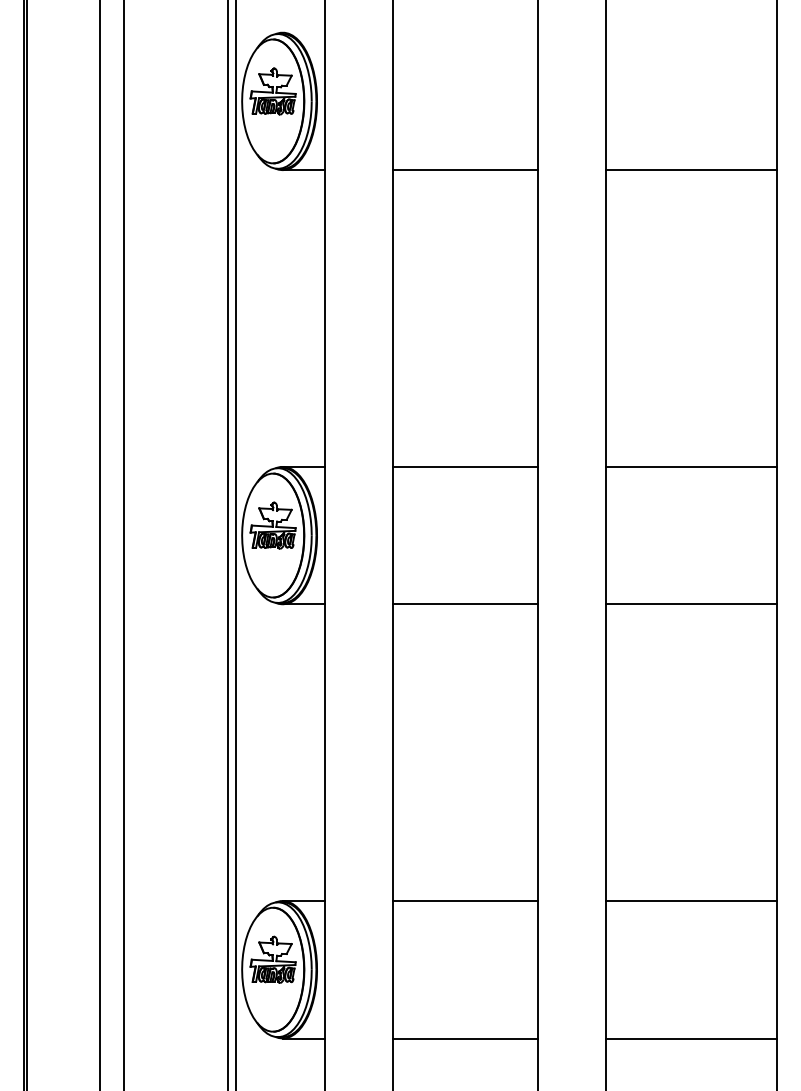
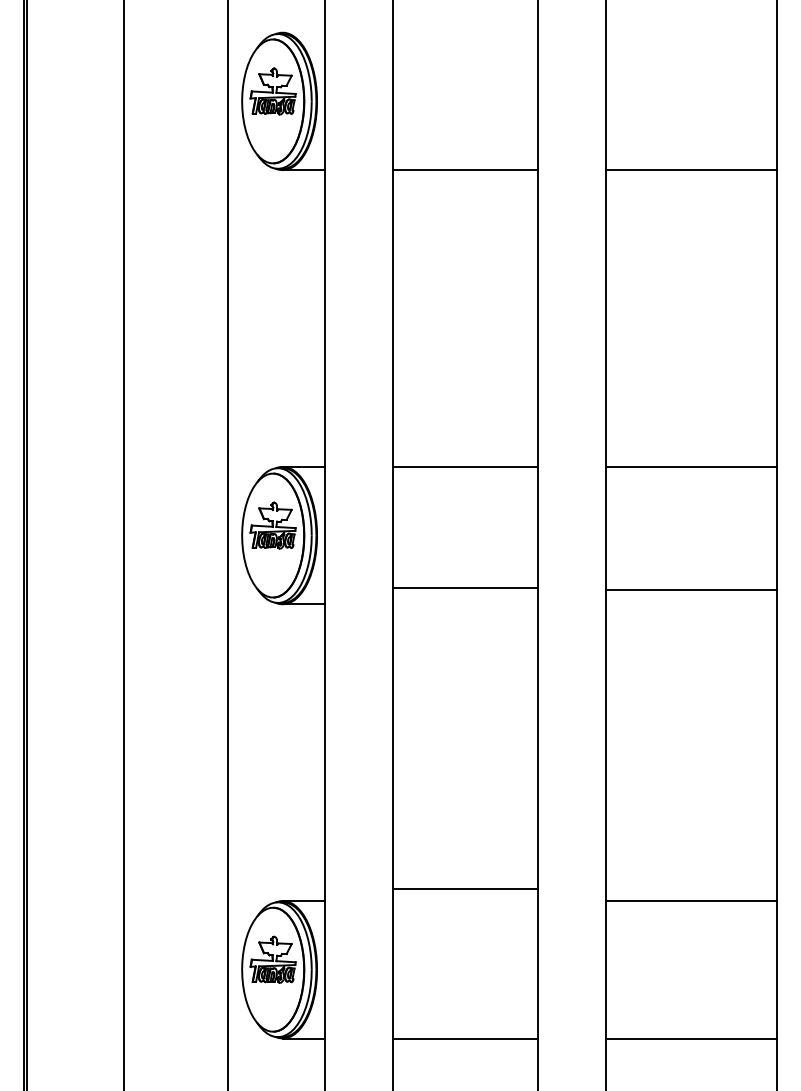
line: present -> none (100, 544)
line: present -> none (235, 544)
line position: (465, 604) -> (465, 588) (465, 588)
line position: (691, 604) -> (691, 590) (691, 590)
line position: (465, 900) -> (465, 888) (465, 888)
